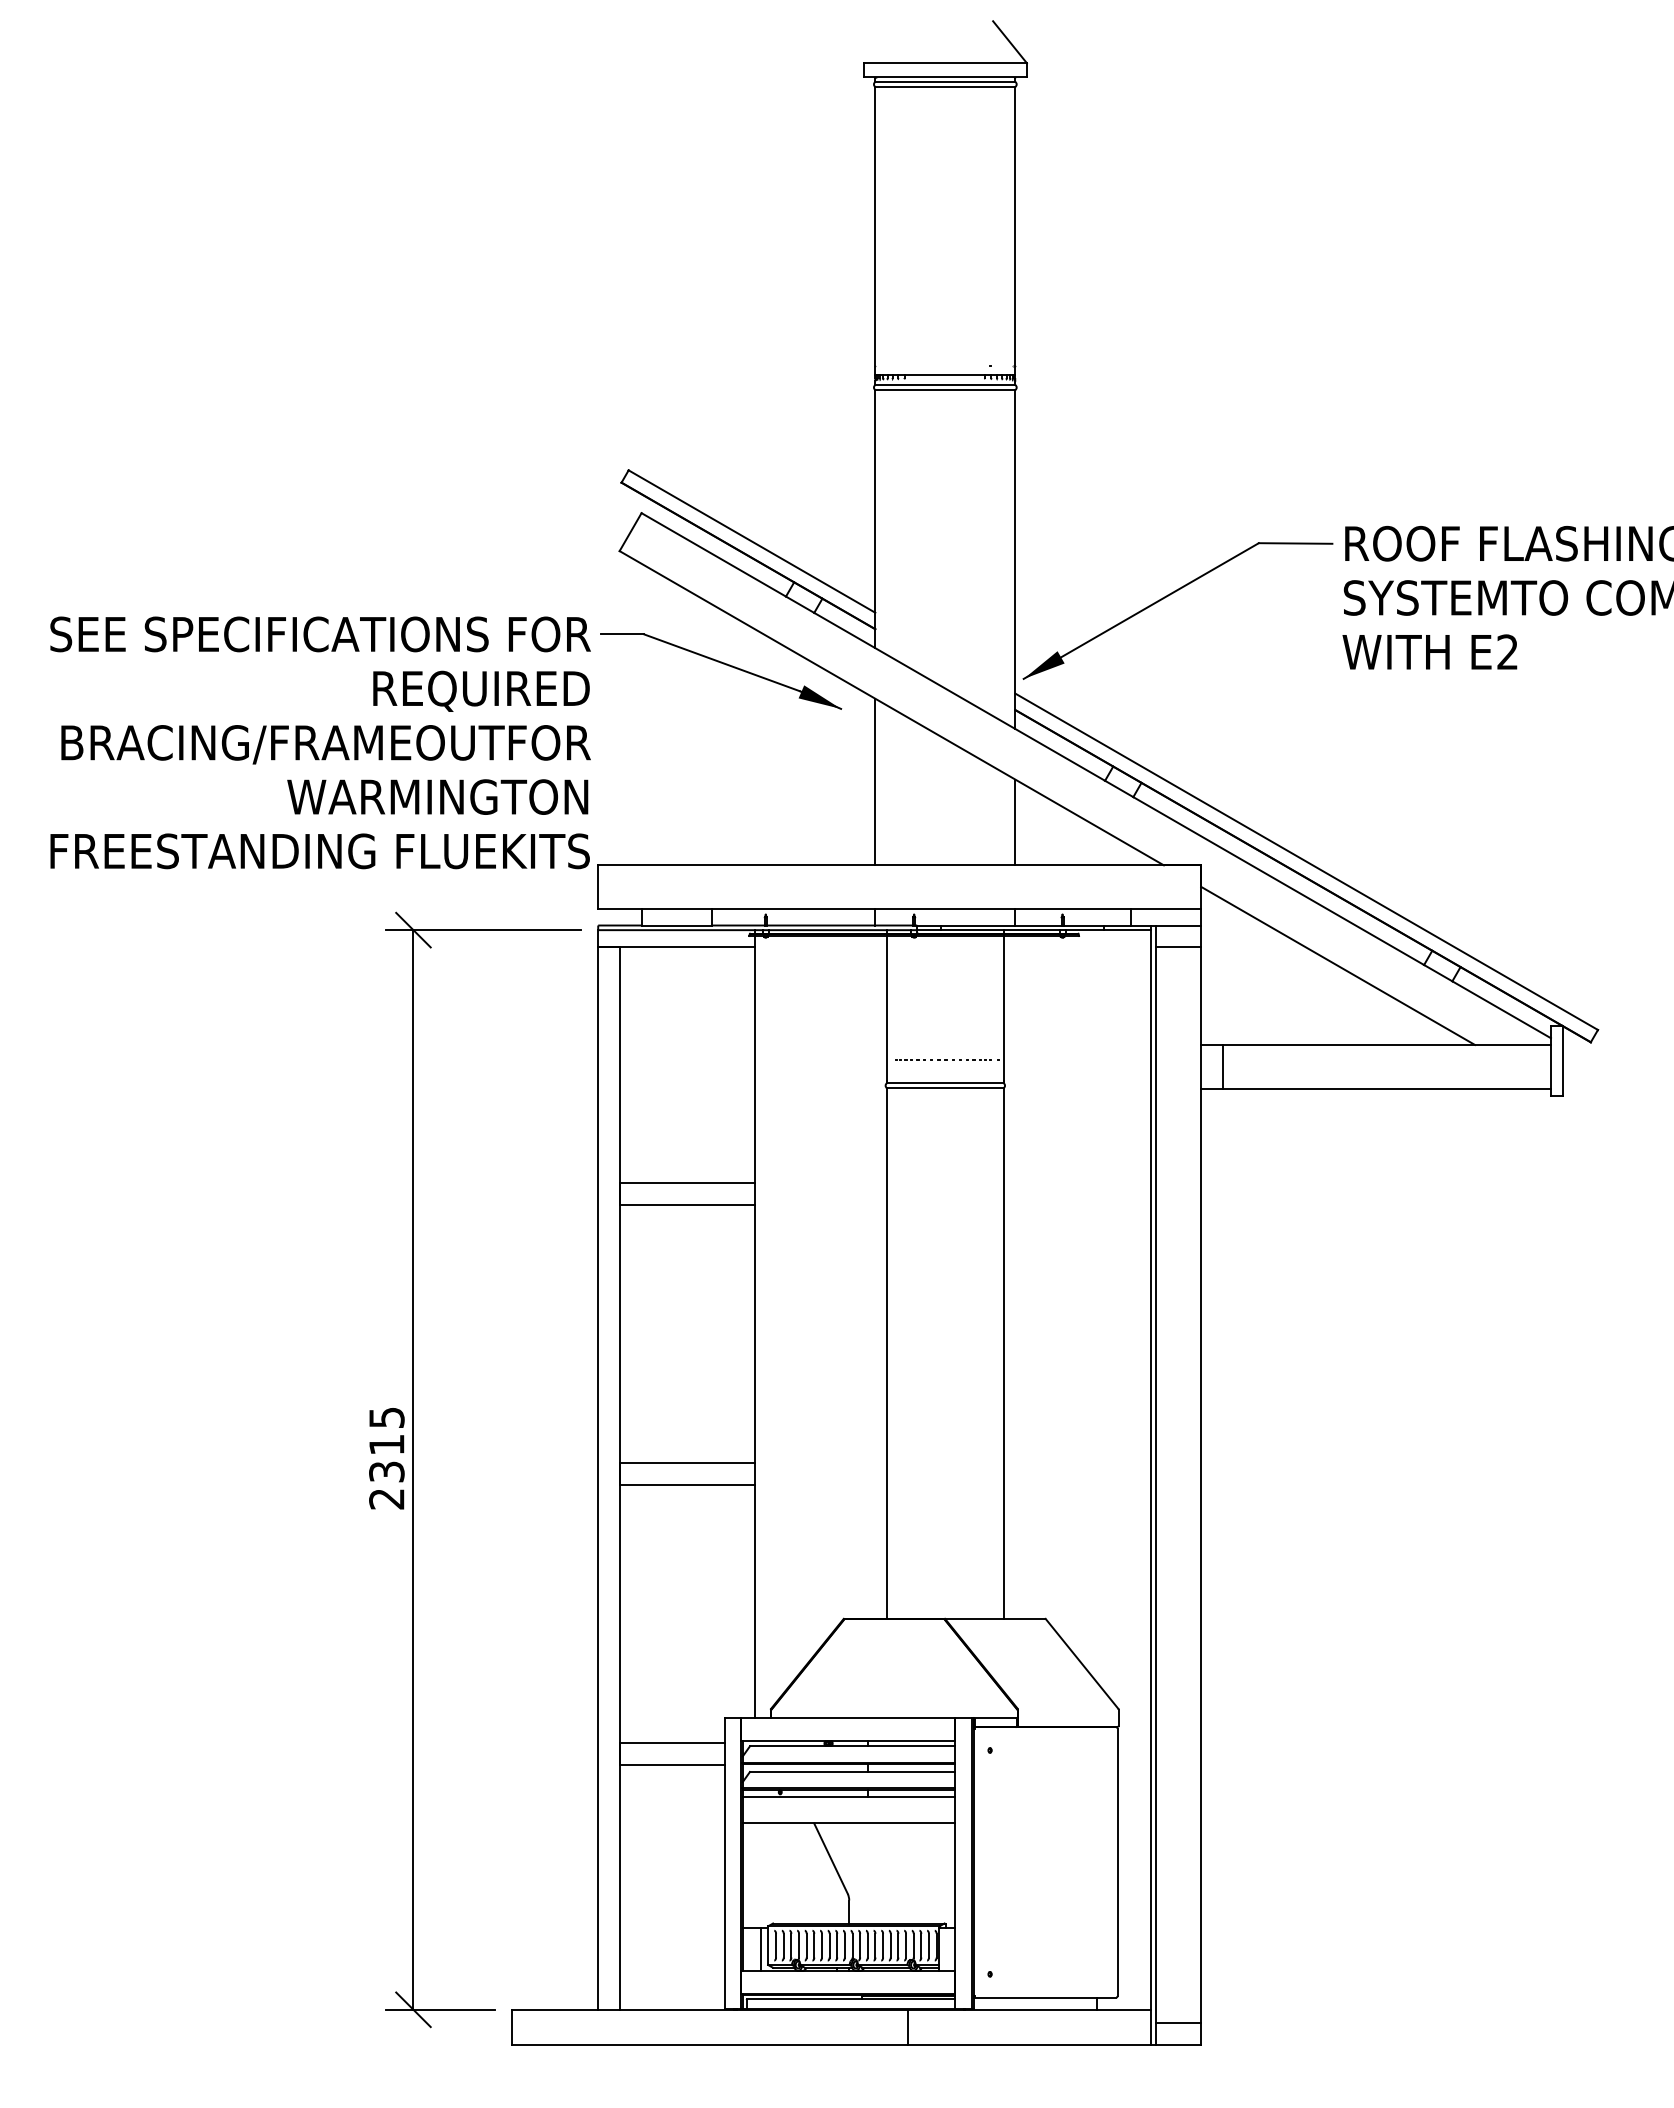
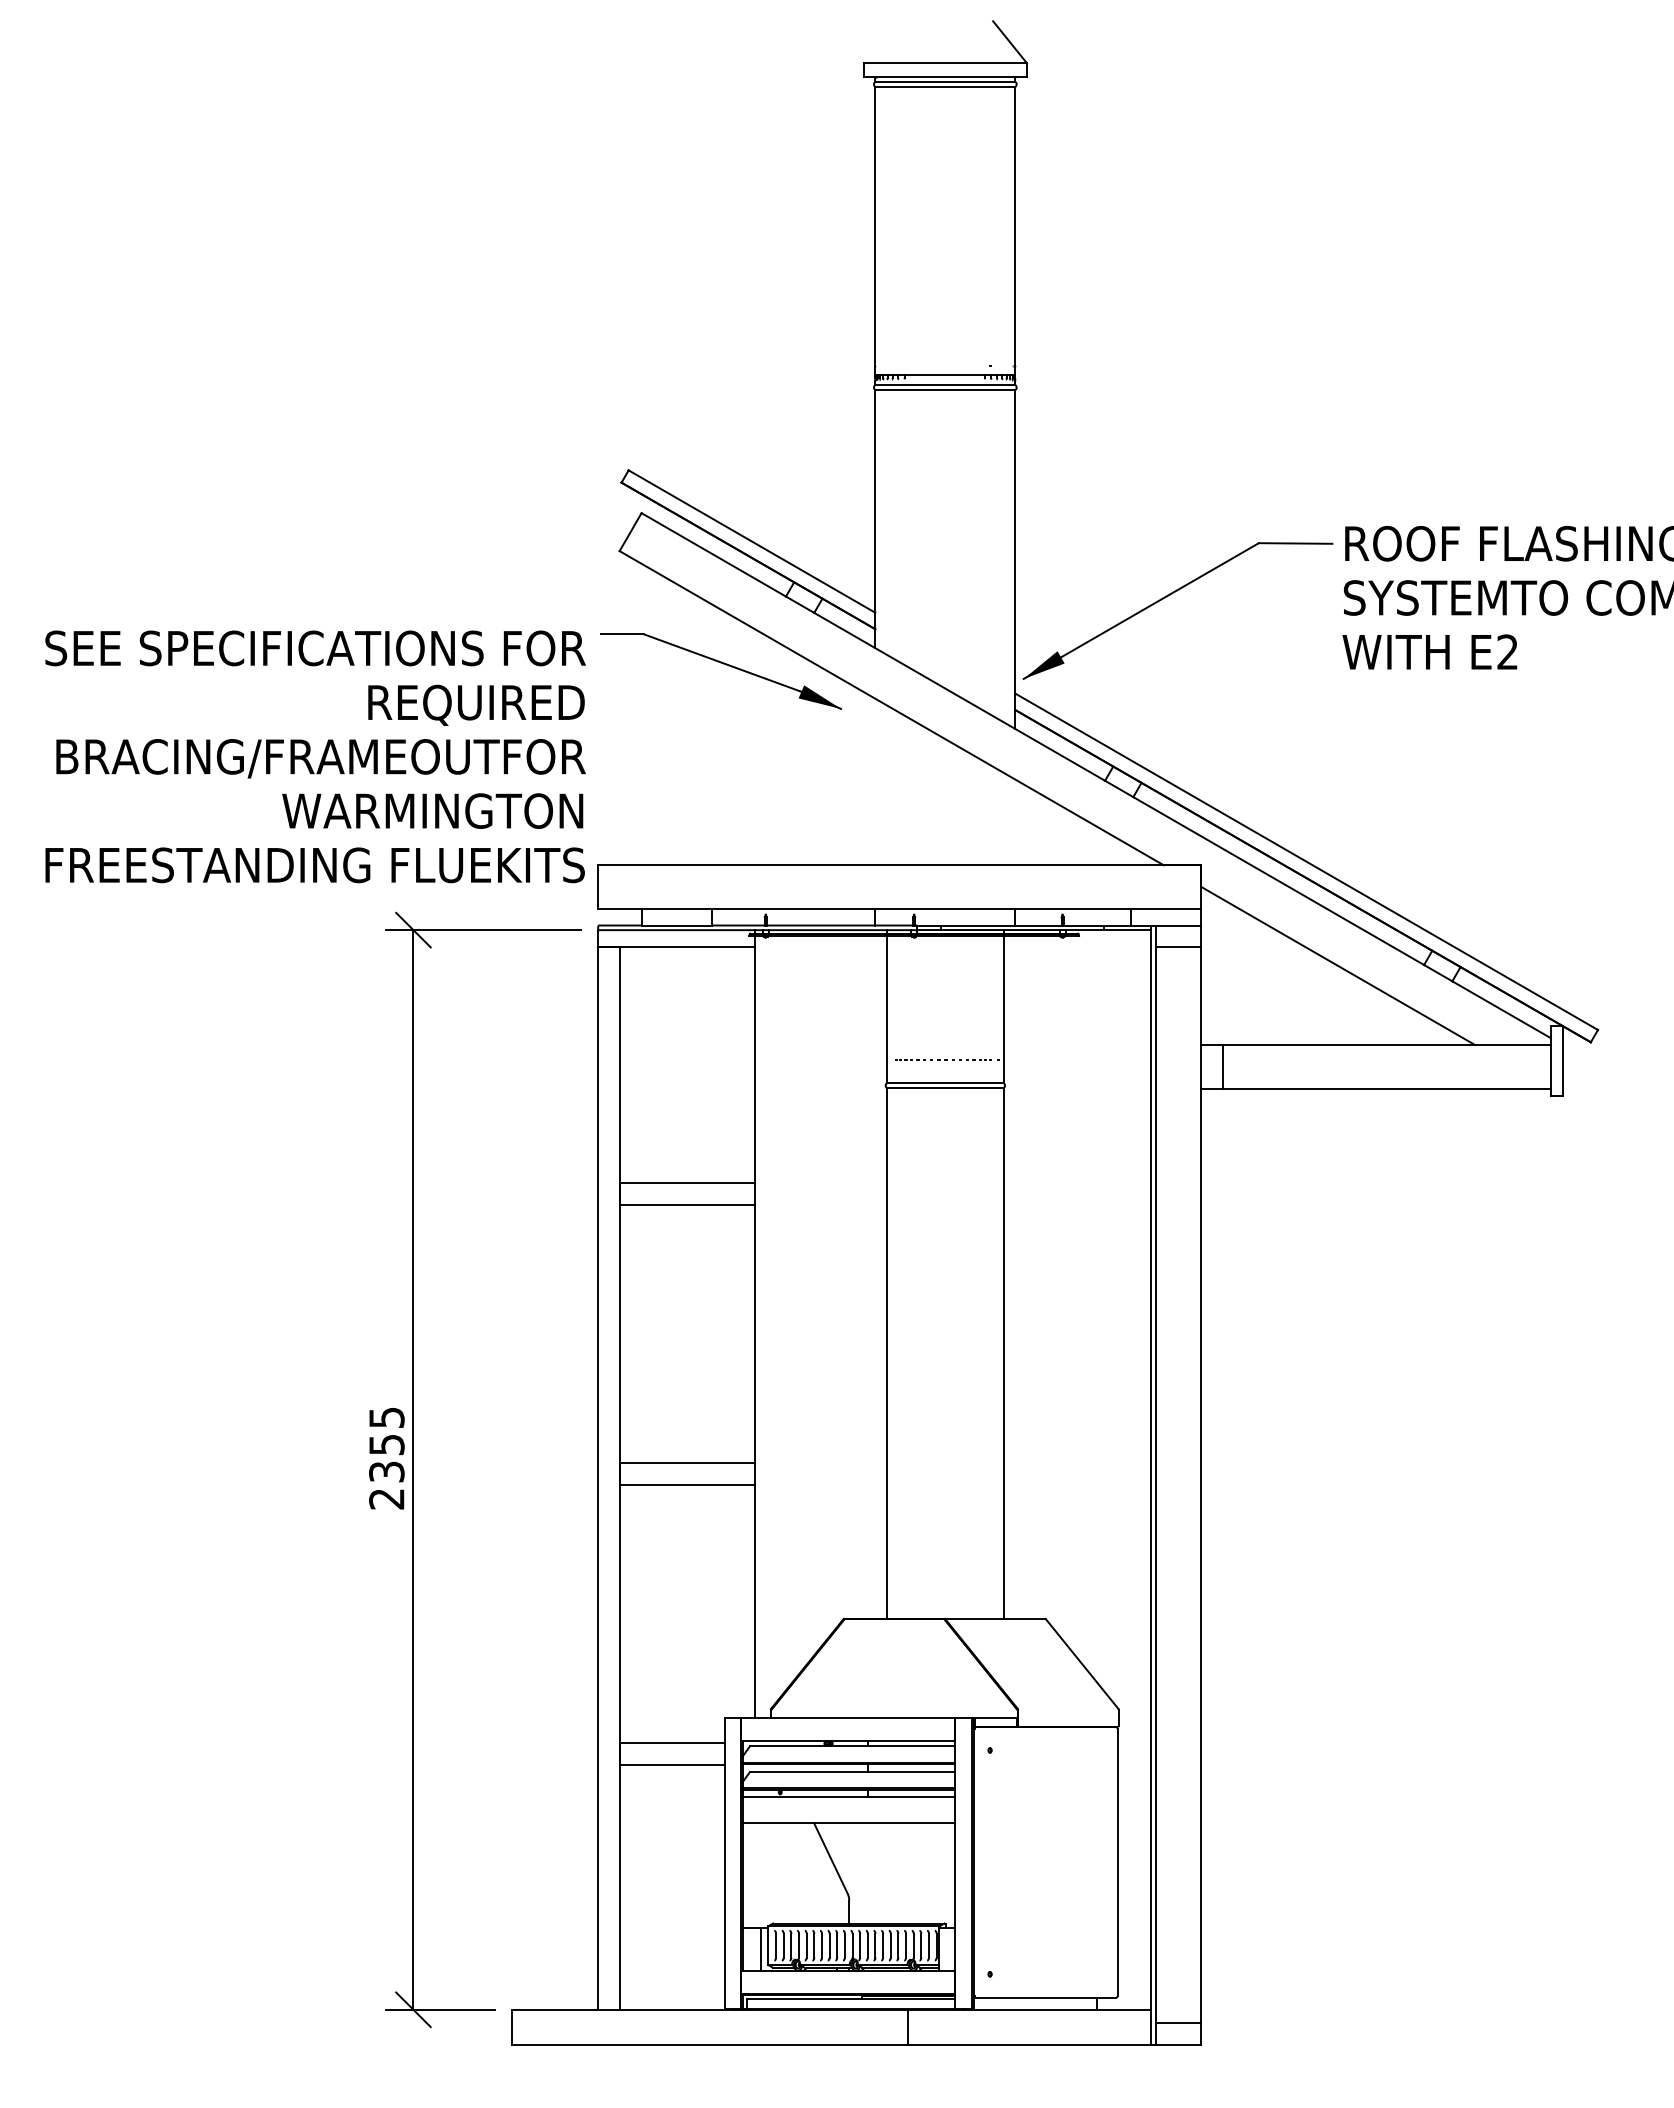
text position: (320, 742) -> (315, 756) (315, 756)
line: present -> none (875, 781)
line: present -> none (1015, 822)
text: 2315 -> 2355 (386, 1445)
